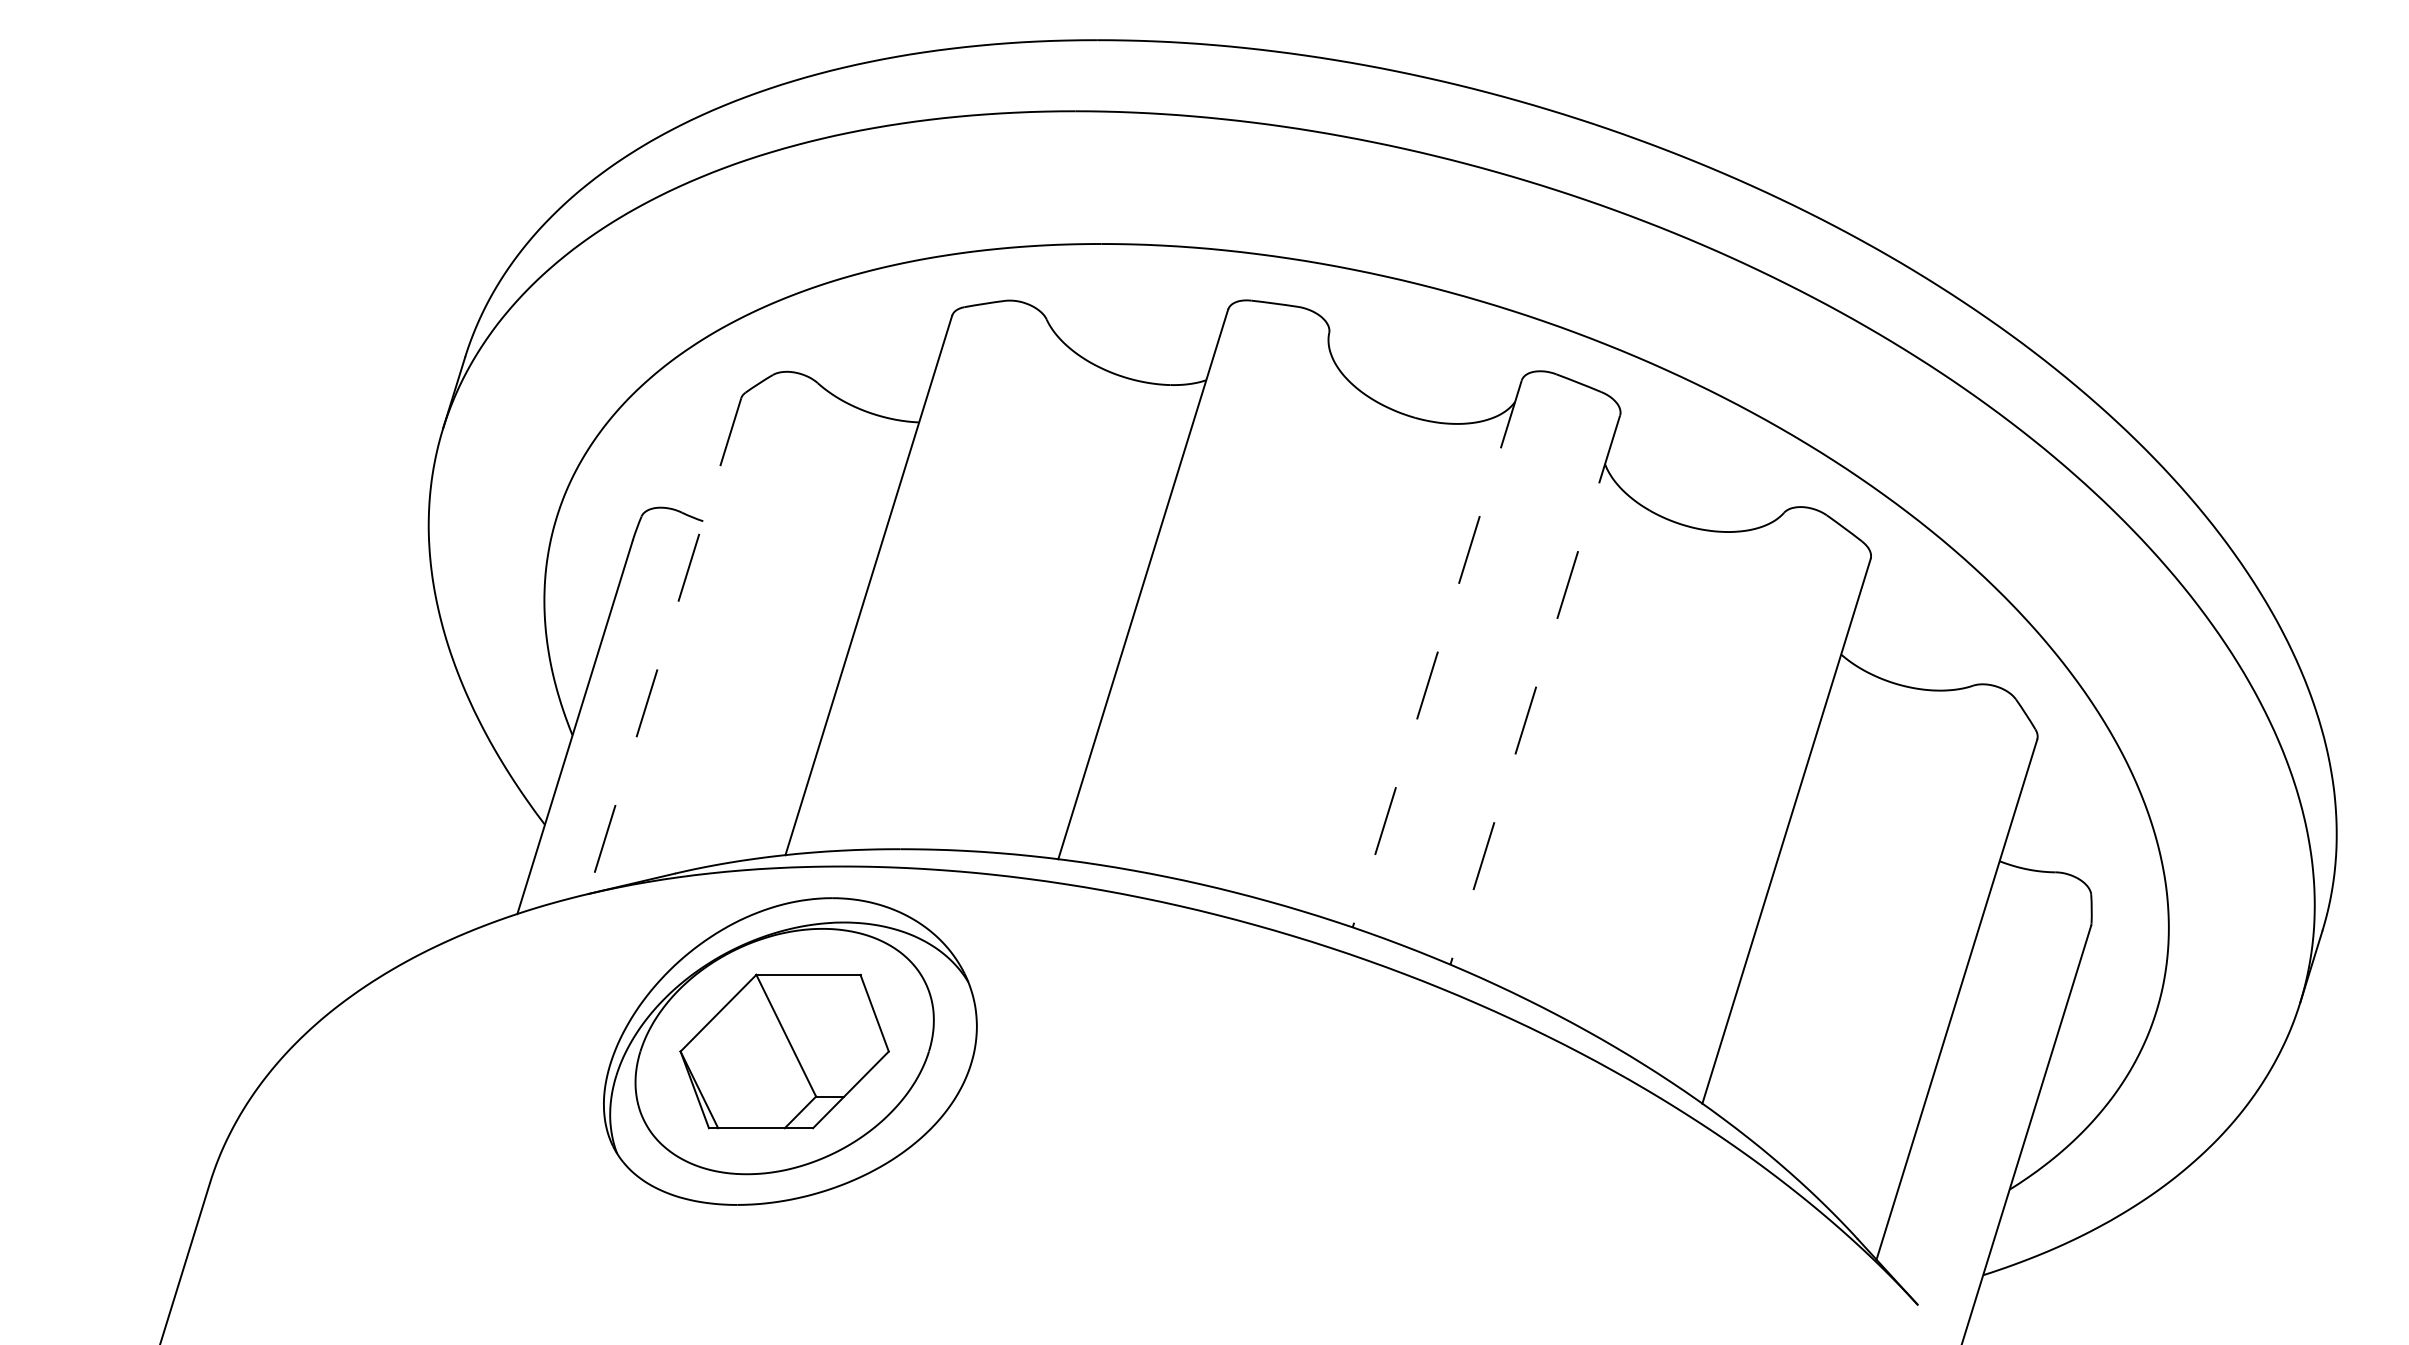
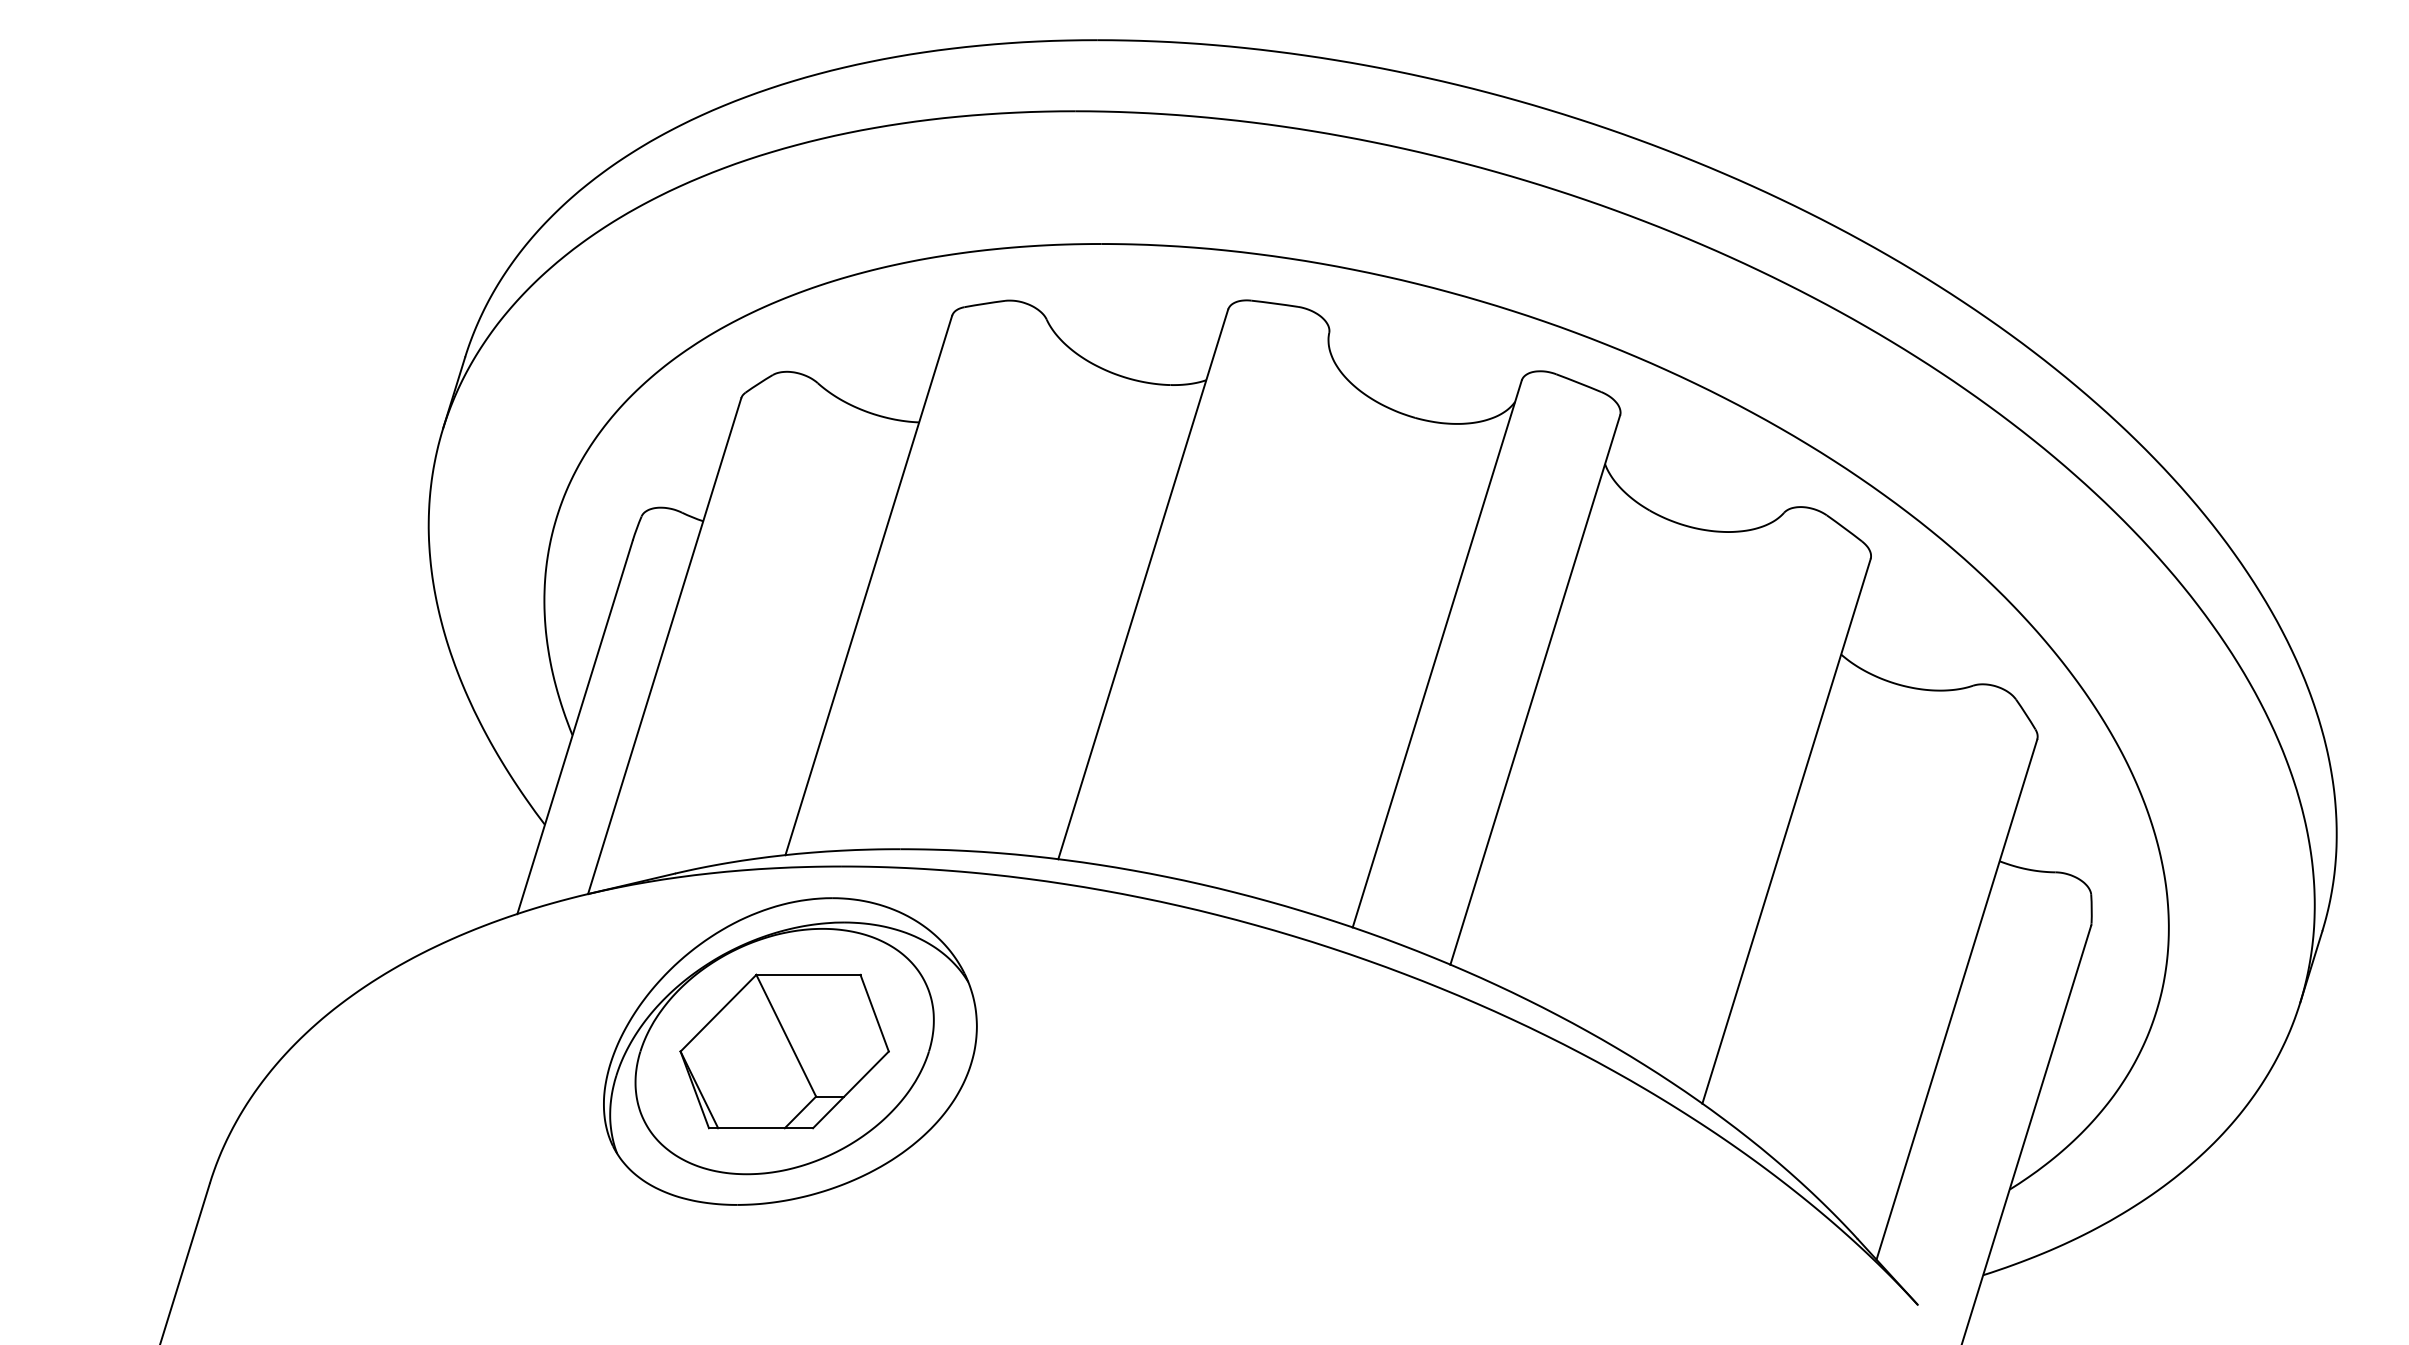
line: dashed -> solid (664, 646)
line: dashed -> solid (1437, 654)
line: dashed -> solid (1535, 690)
